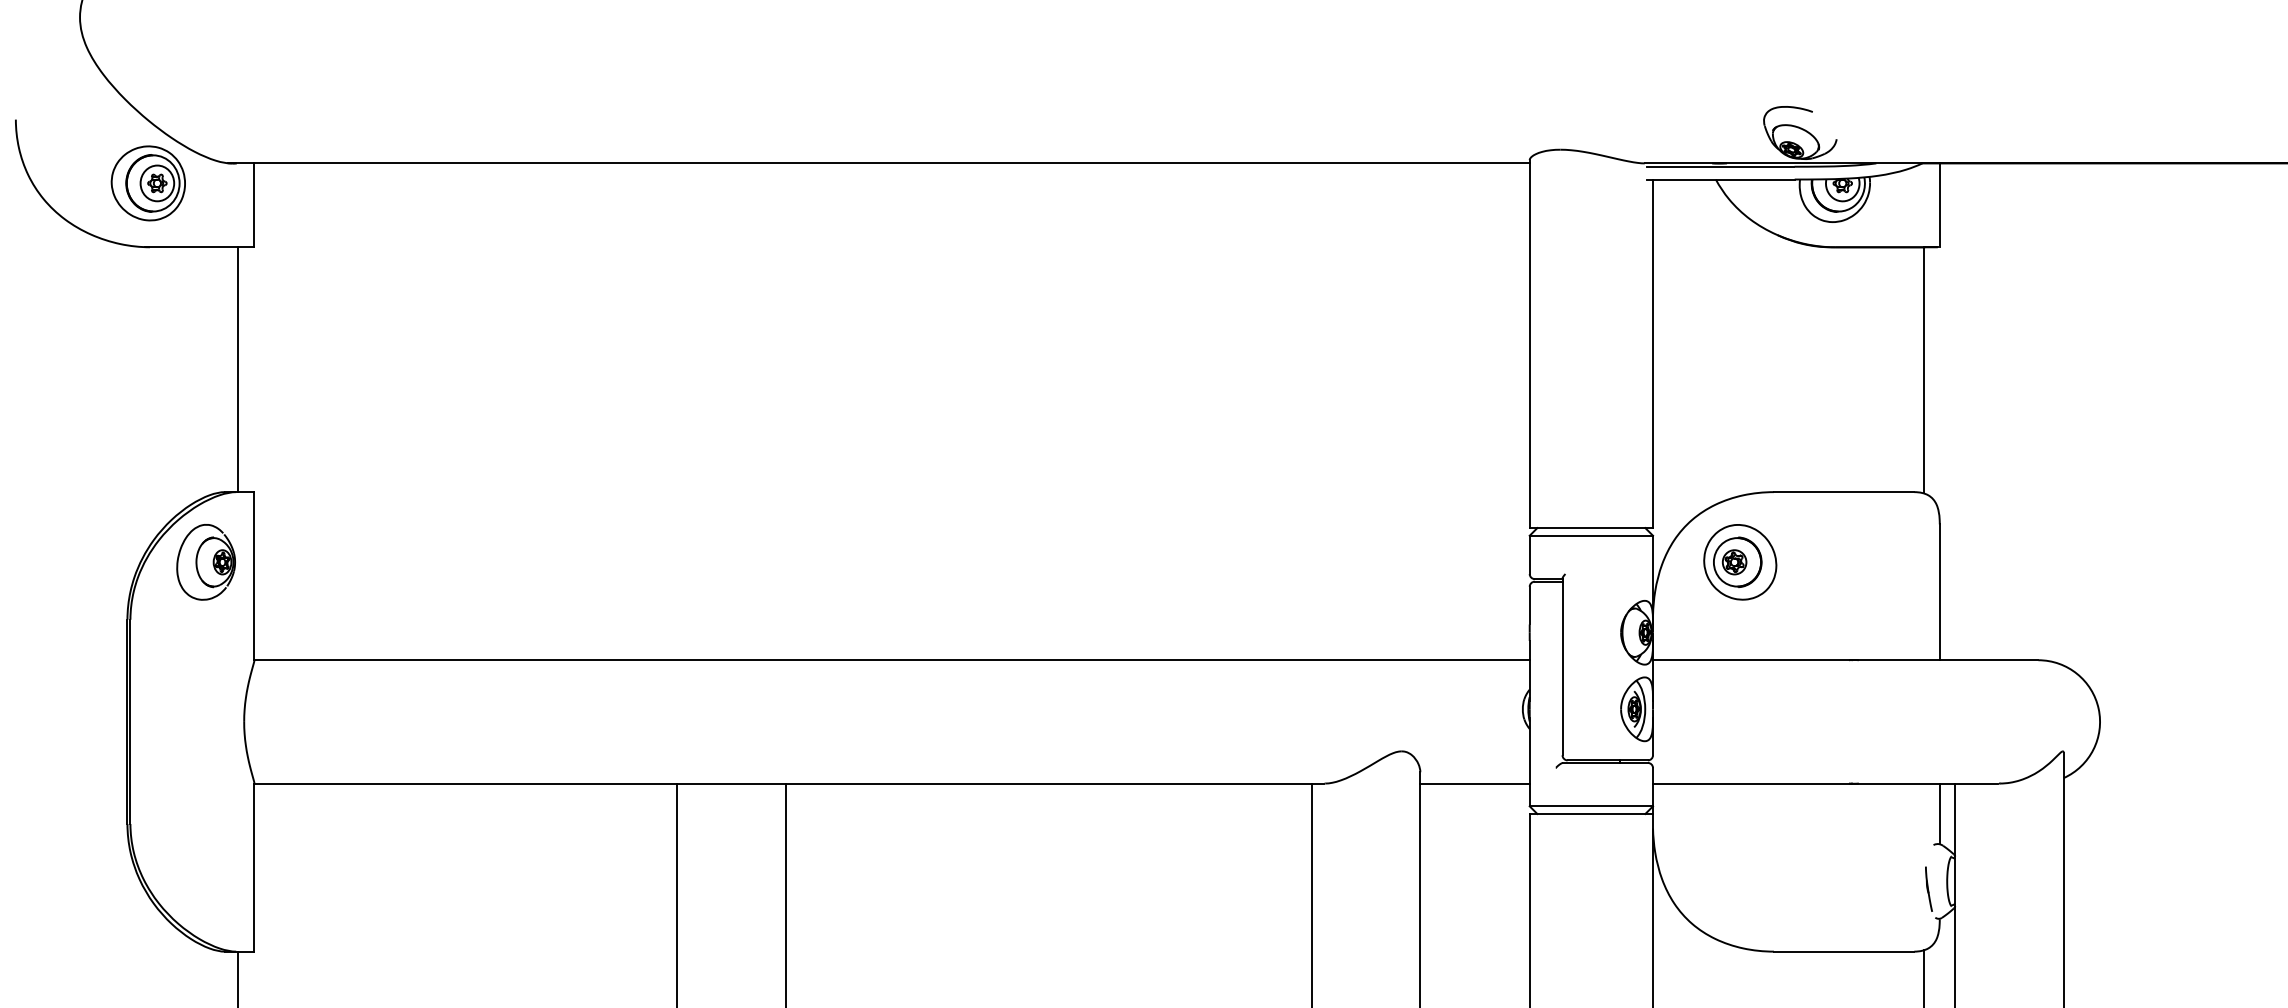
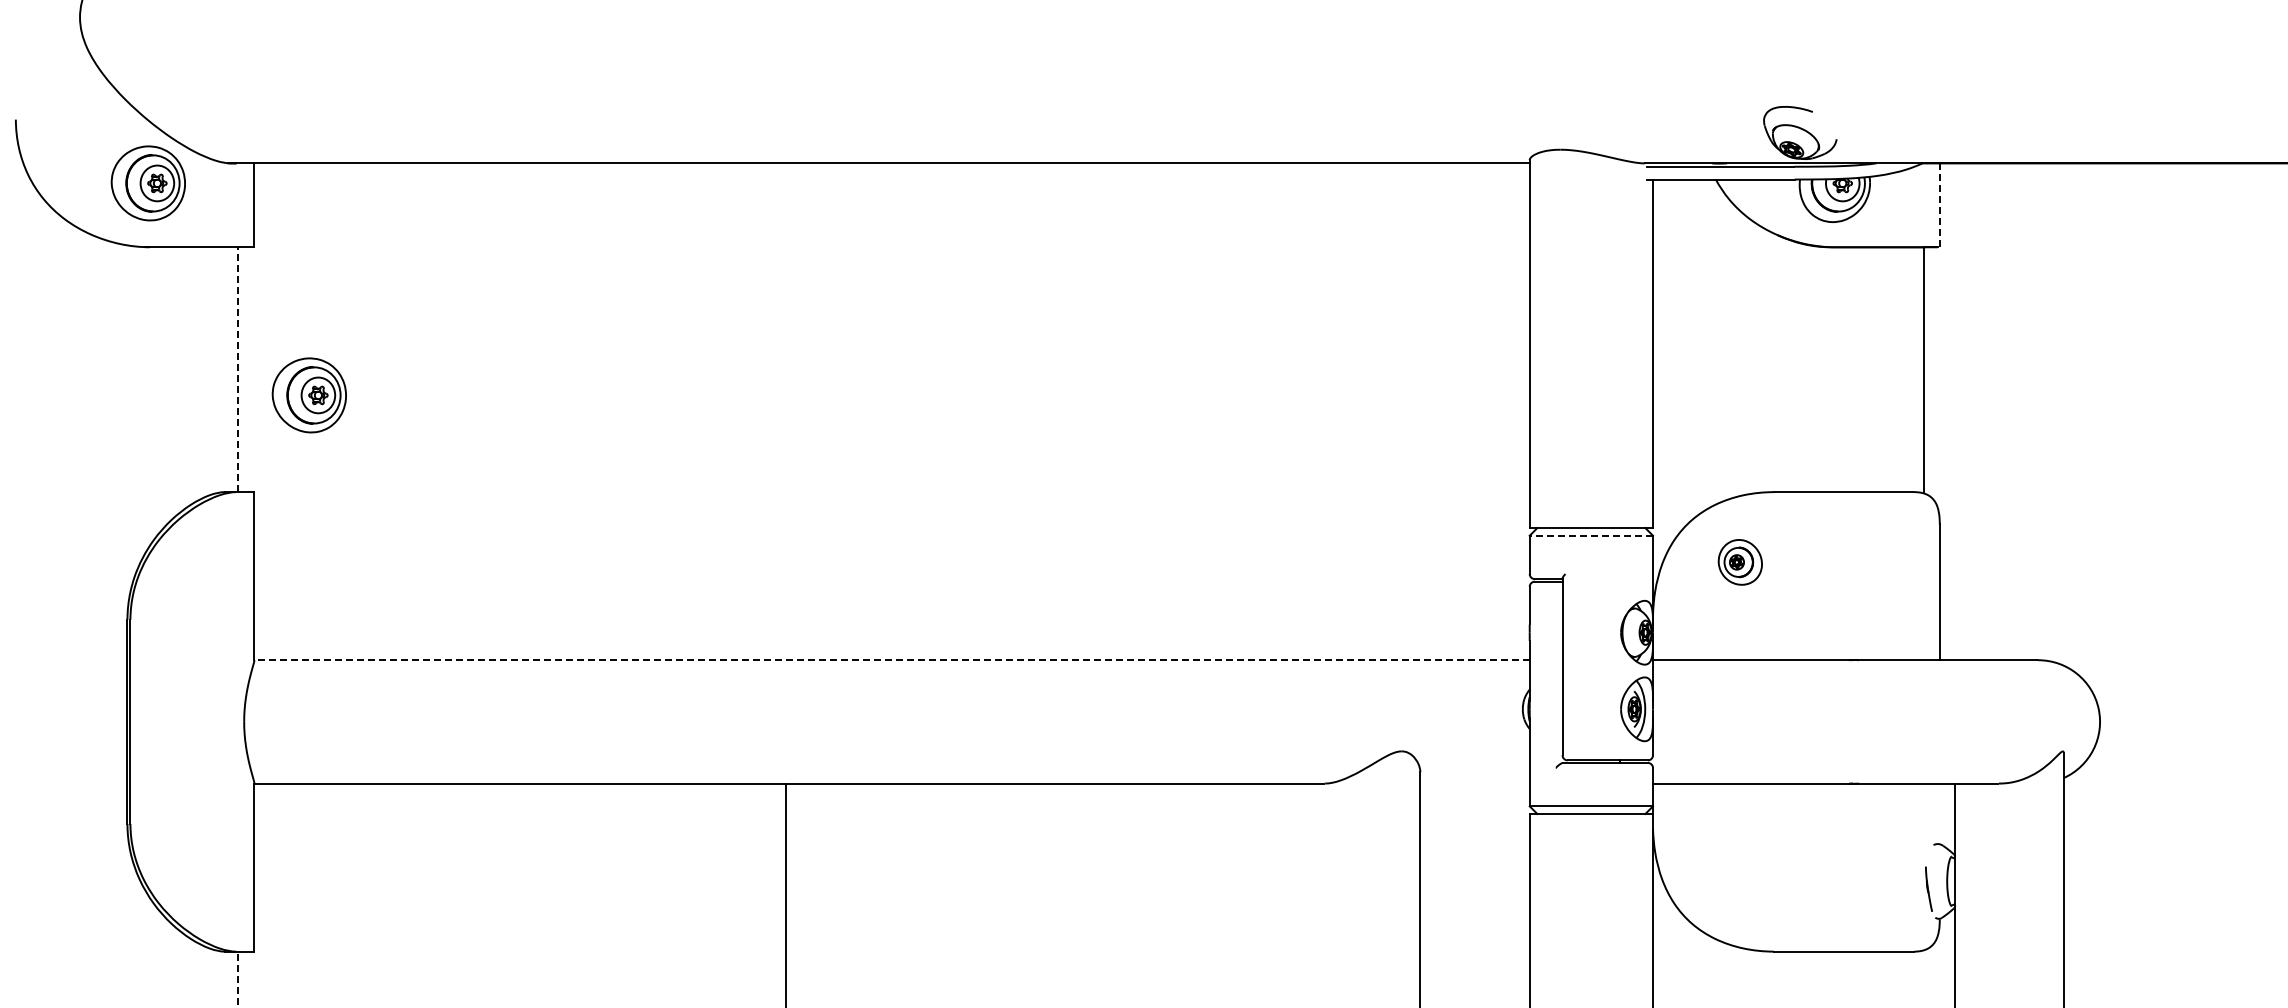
line: solid -> dashed (1939, 205)
line: solid -> dashed (238, 369)
part: none -> present (308, 395)
line: solid -> dashed (1591, 535)
part: present -> none (205, 562)
part size: 75x77 px -> 46x47 px (1739, 562)
line: solid -> dashed (892, 660)
line: present -> none (1474, 783)
line: present -> none (1939, 813)
line: present -> none (677, 893)
line: present -> none (1312, 893)
line: present -> none (1923, 977)
line: solid -> dashed (238, 979)
